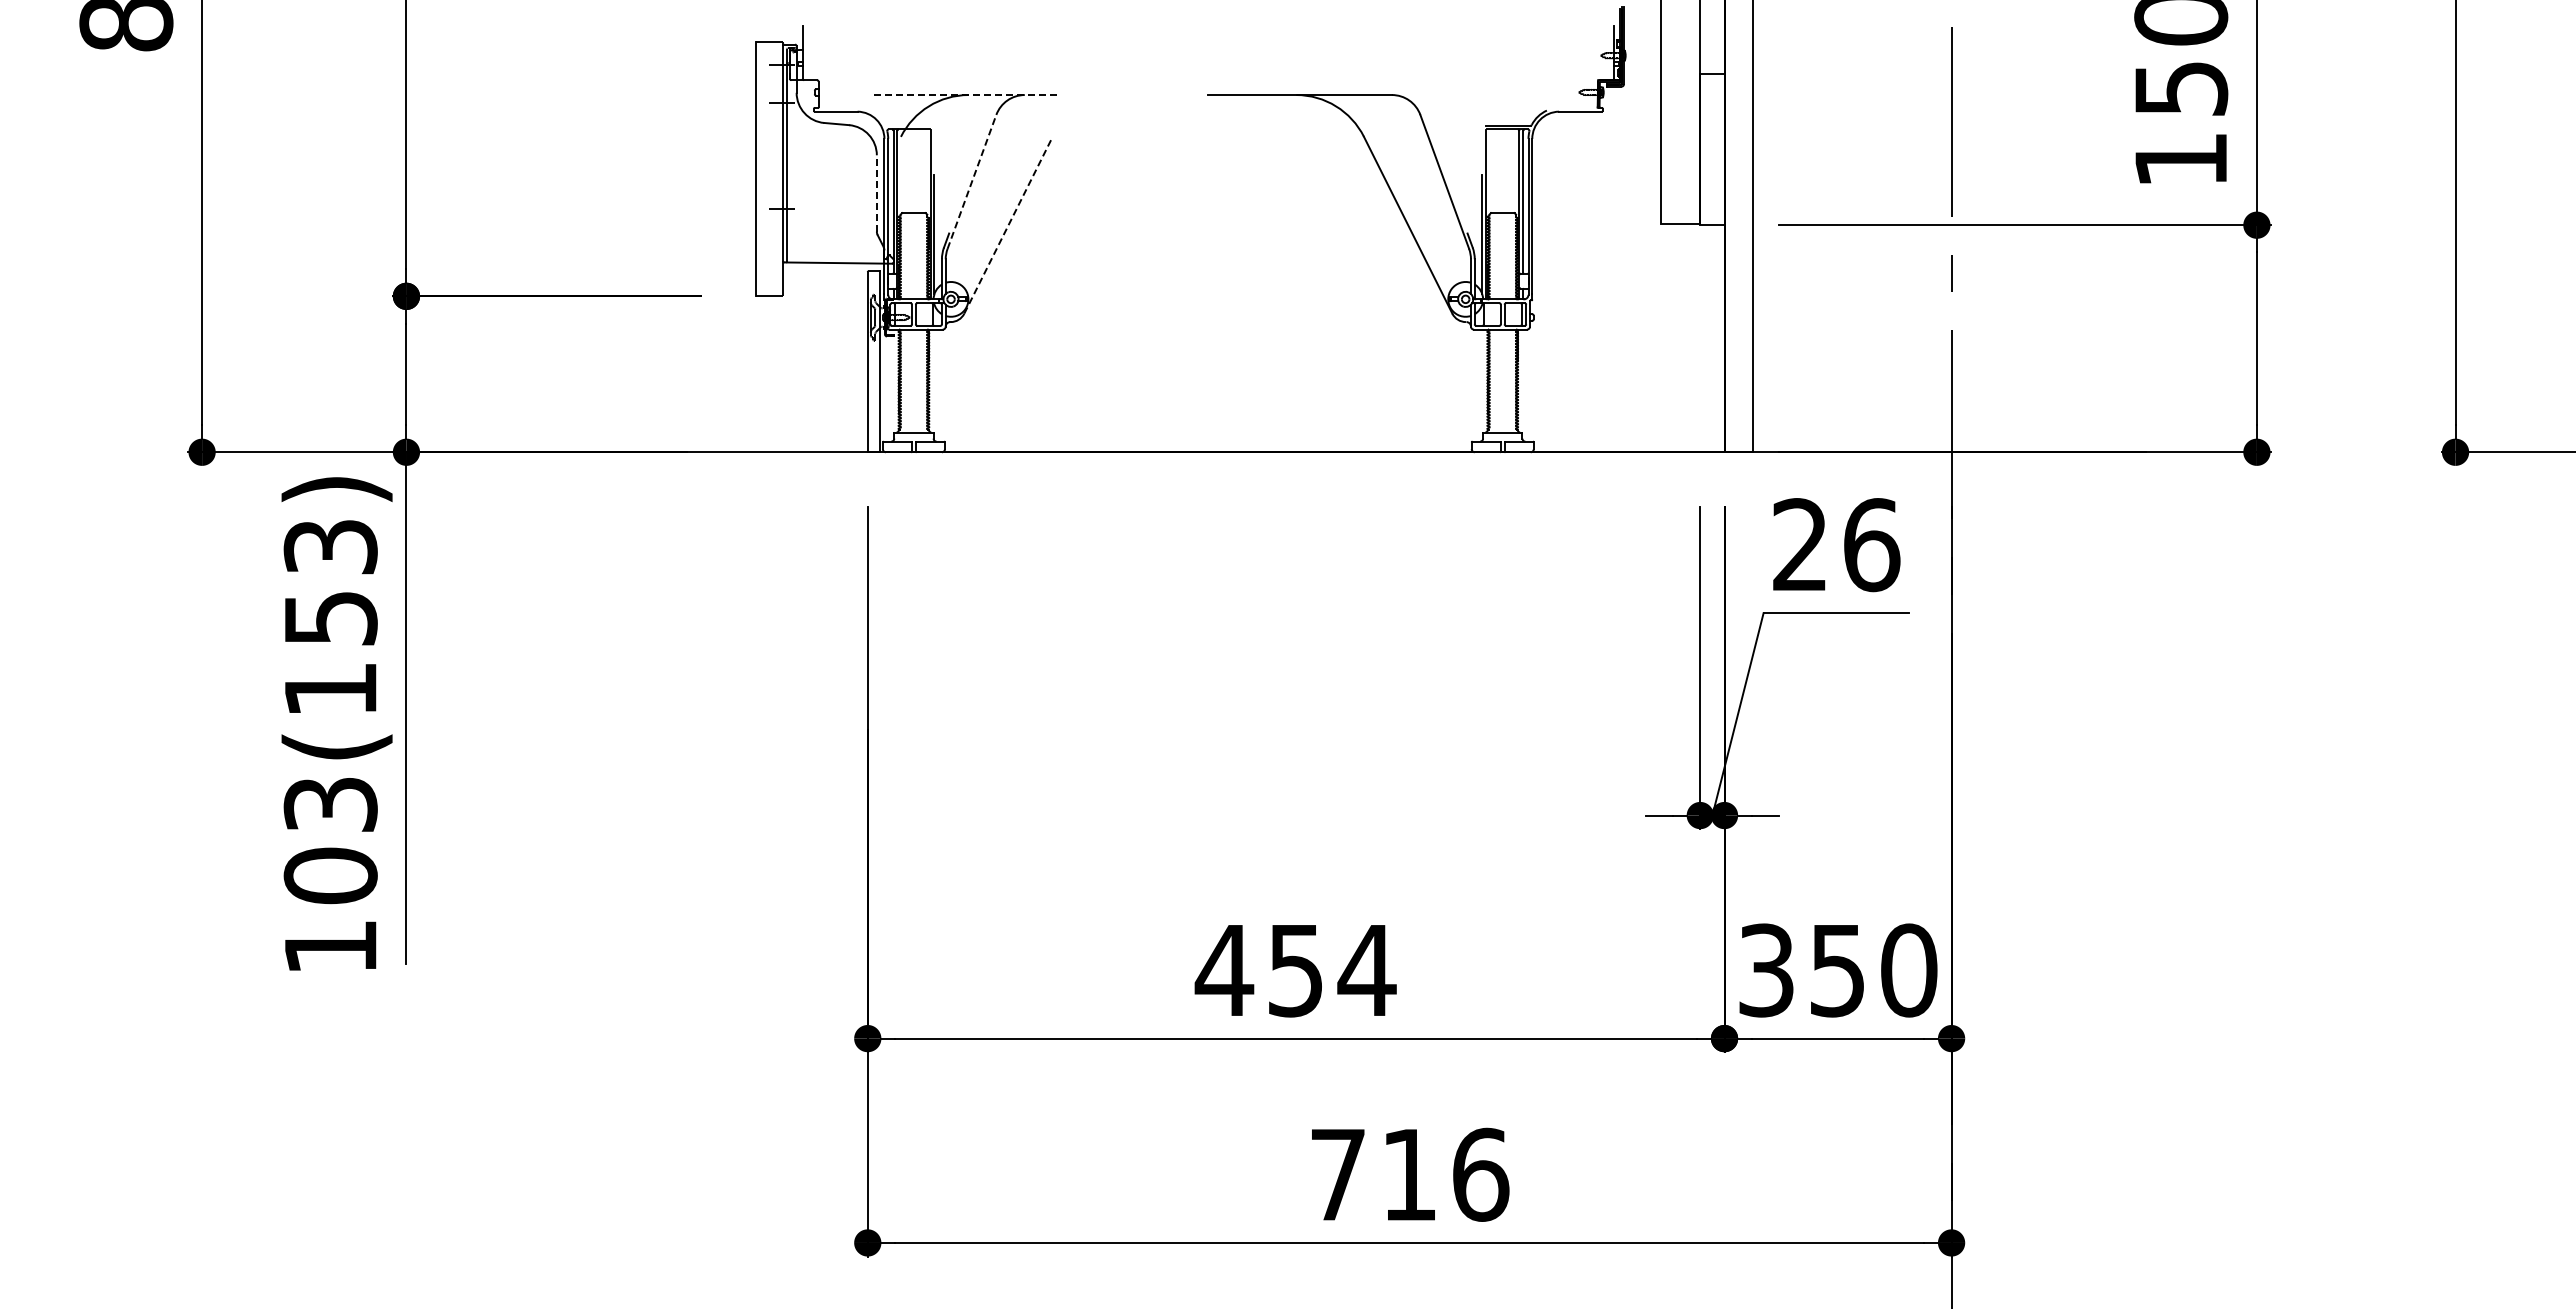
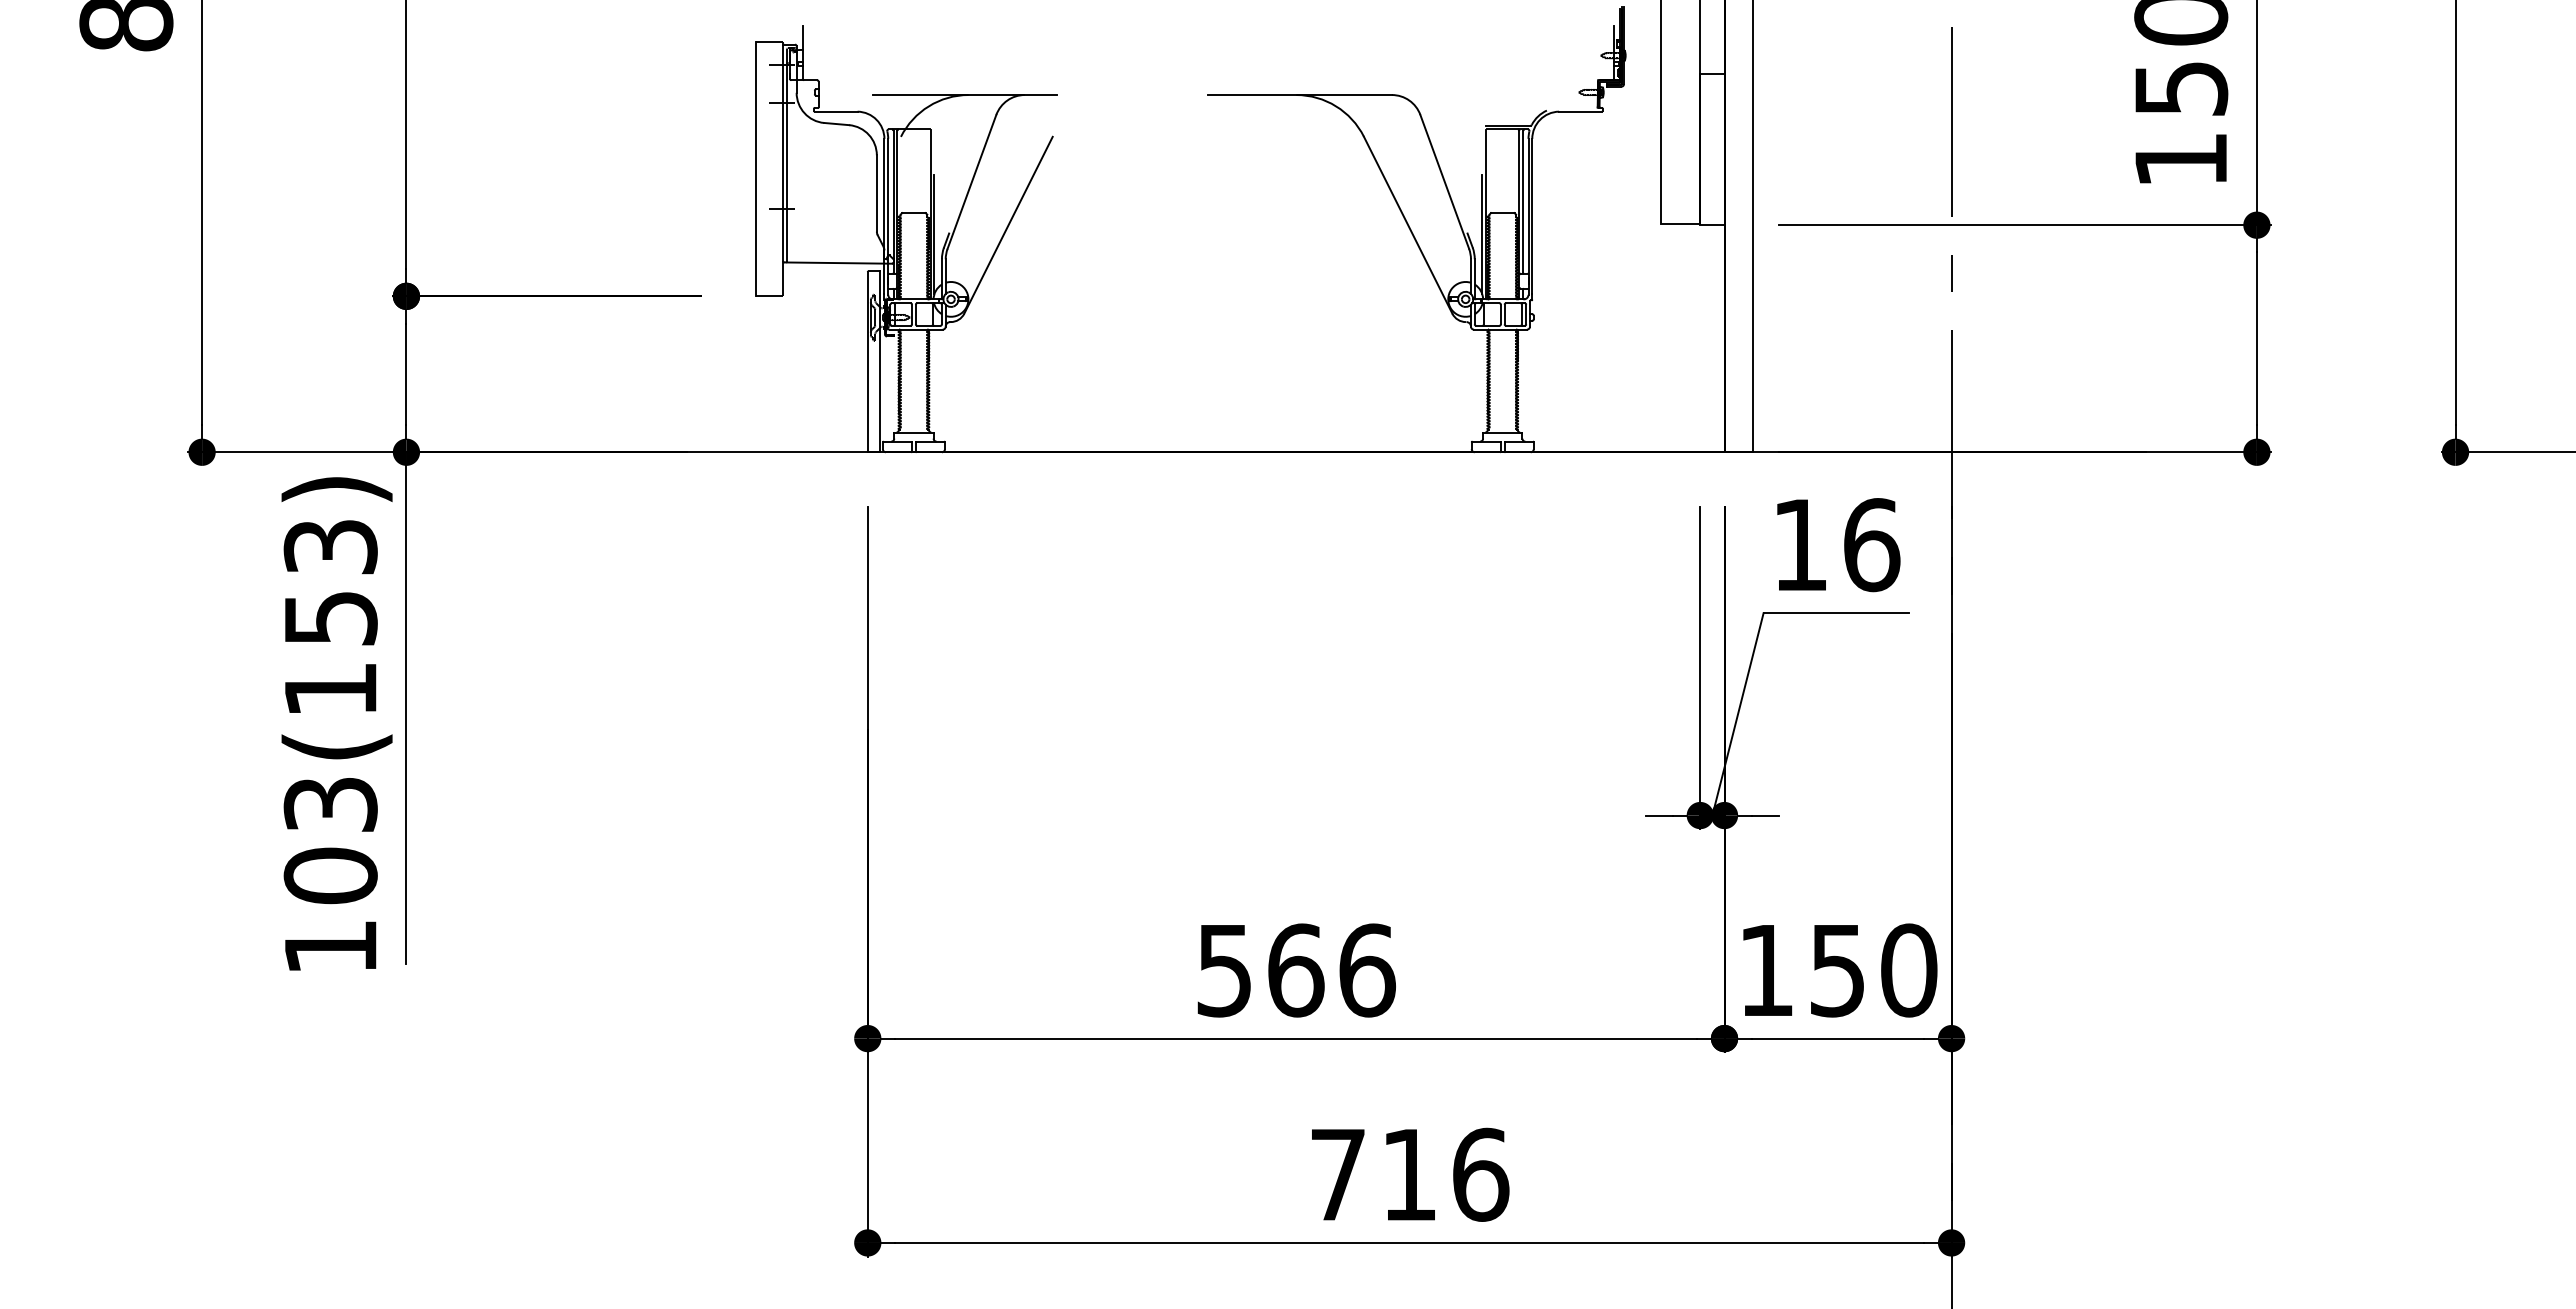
line: dashed -> solid (964, 95)
line: dashed -> solid (972, 181)
line: dashed -> solid (876, 193)
line: dashed -> solid (1008, 225)
text: 26 -> 16 (1799, 544)
text: 454 -> 566 (1295, 970)
text: 350 -> 150 (1766, 970)
